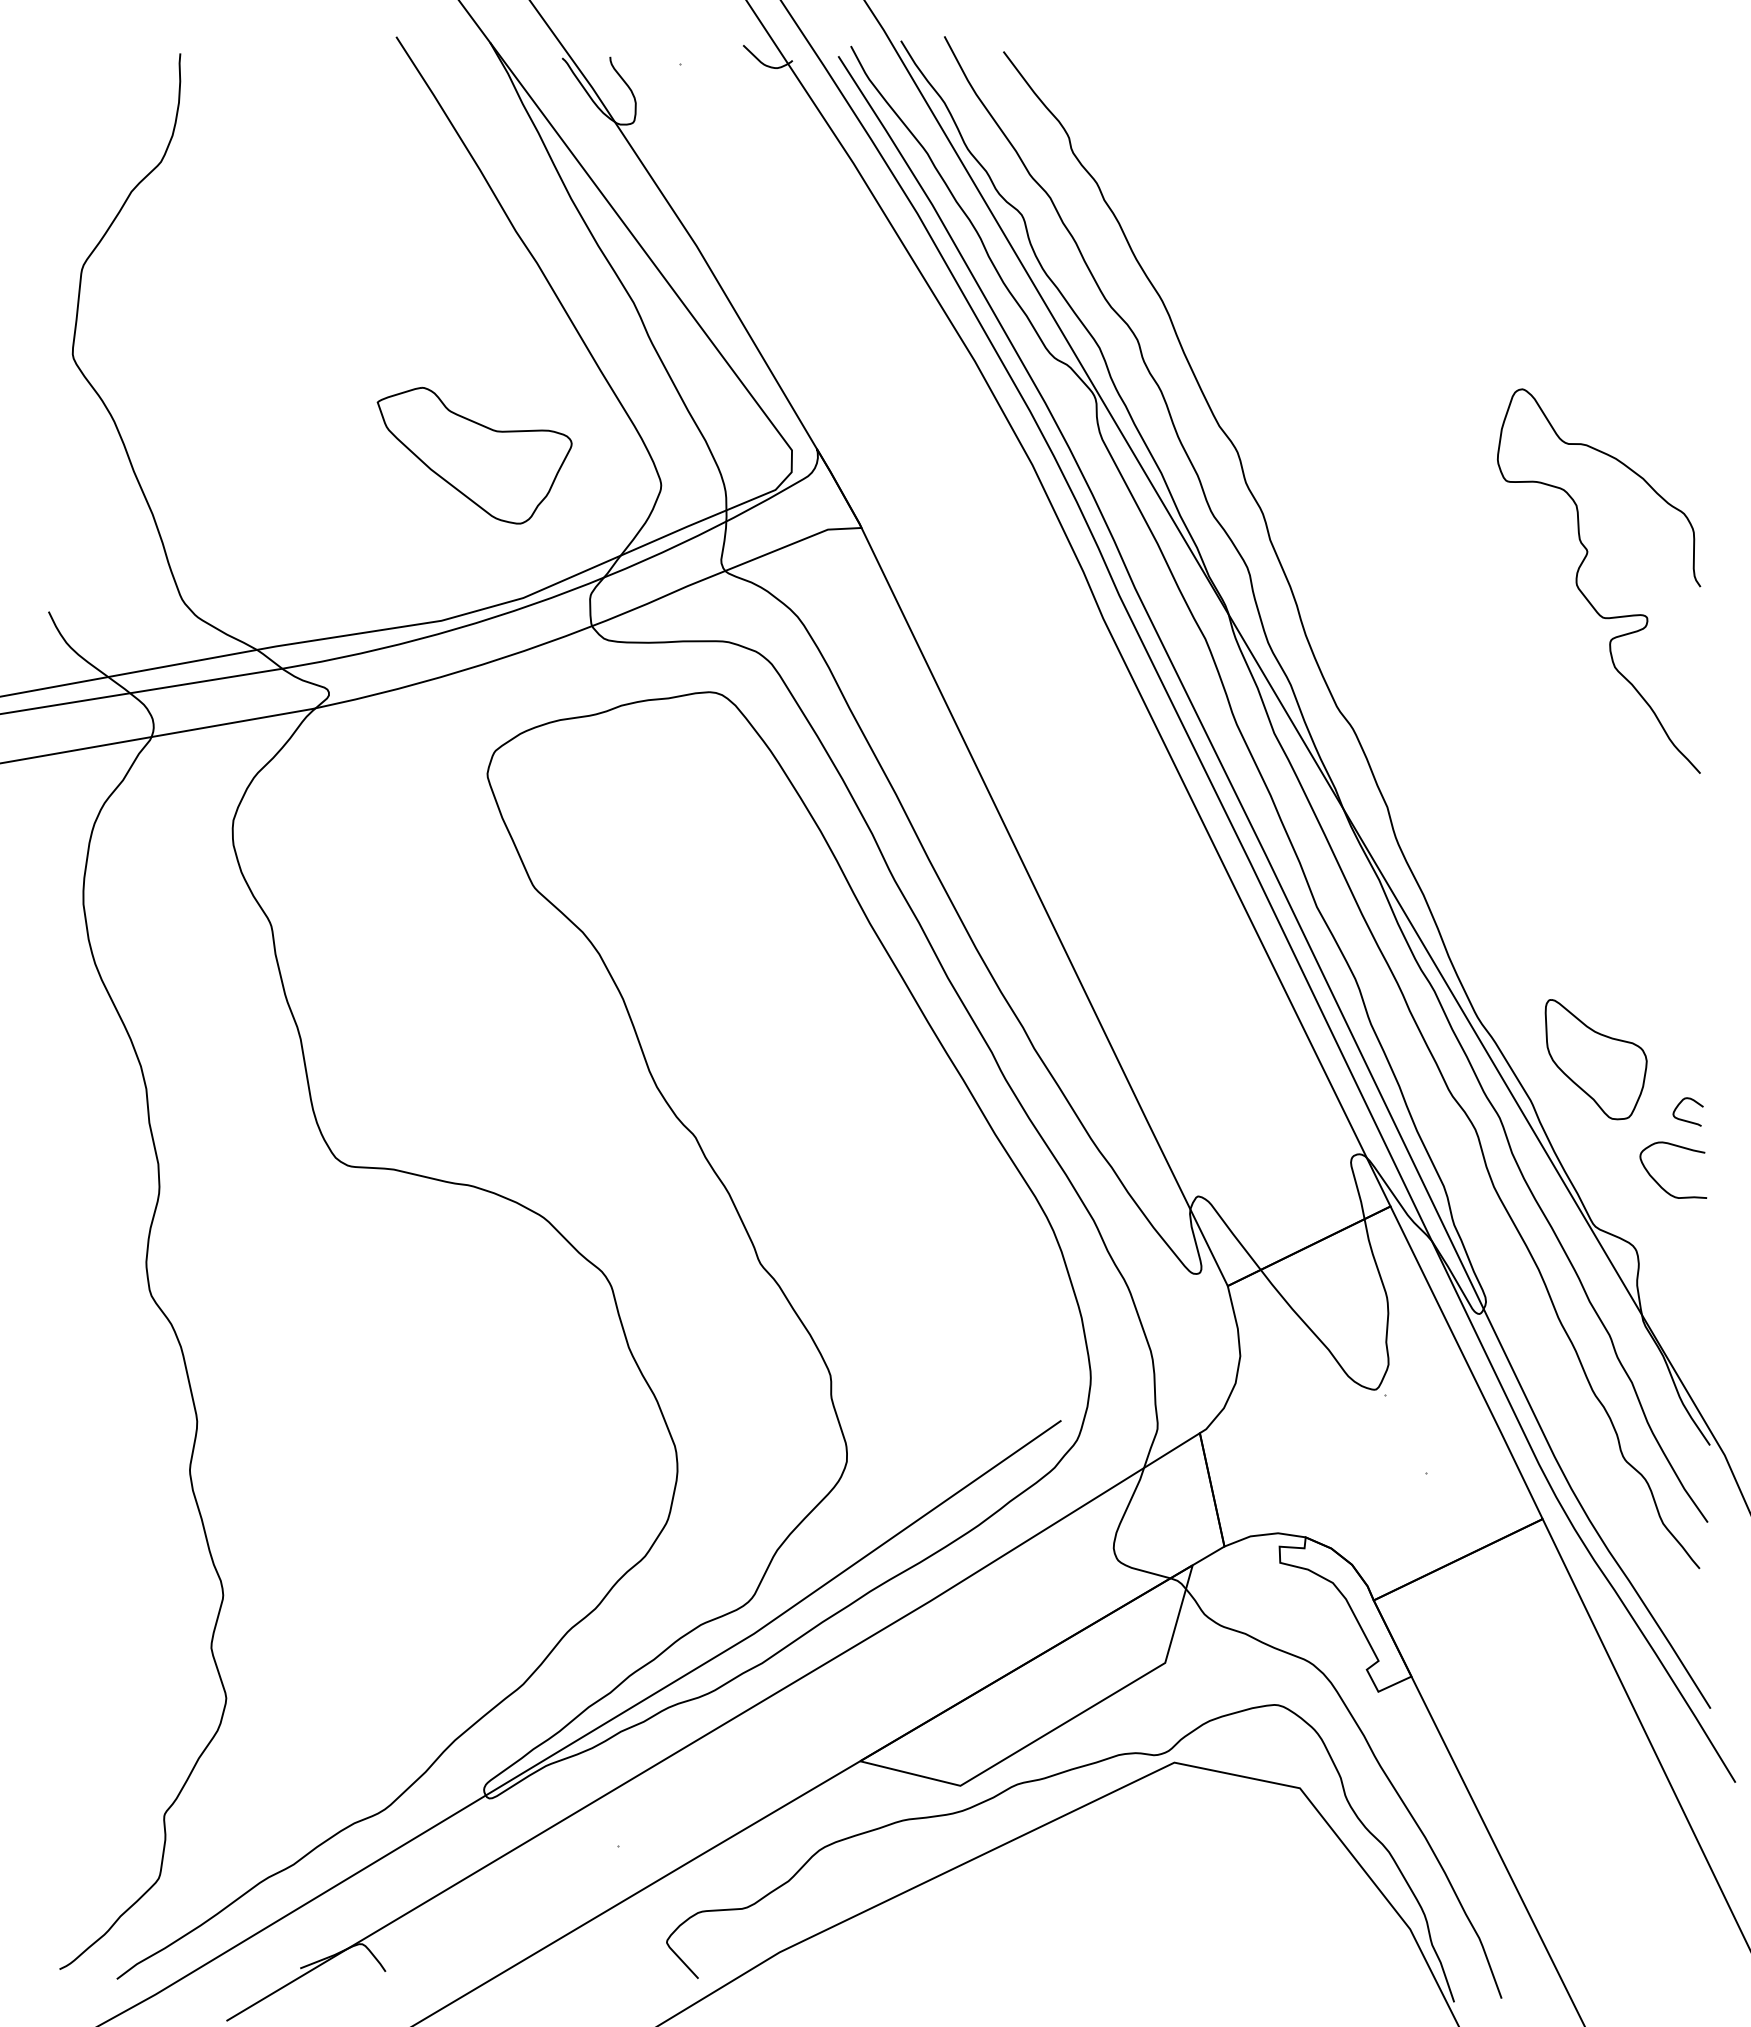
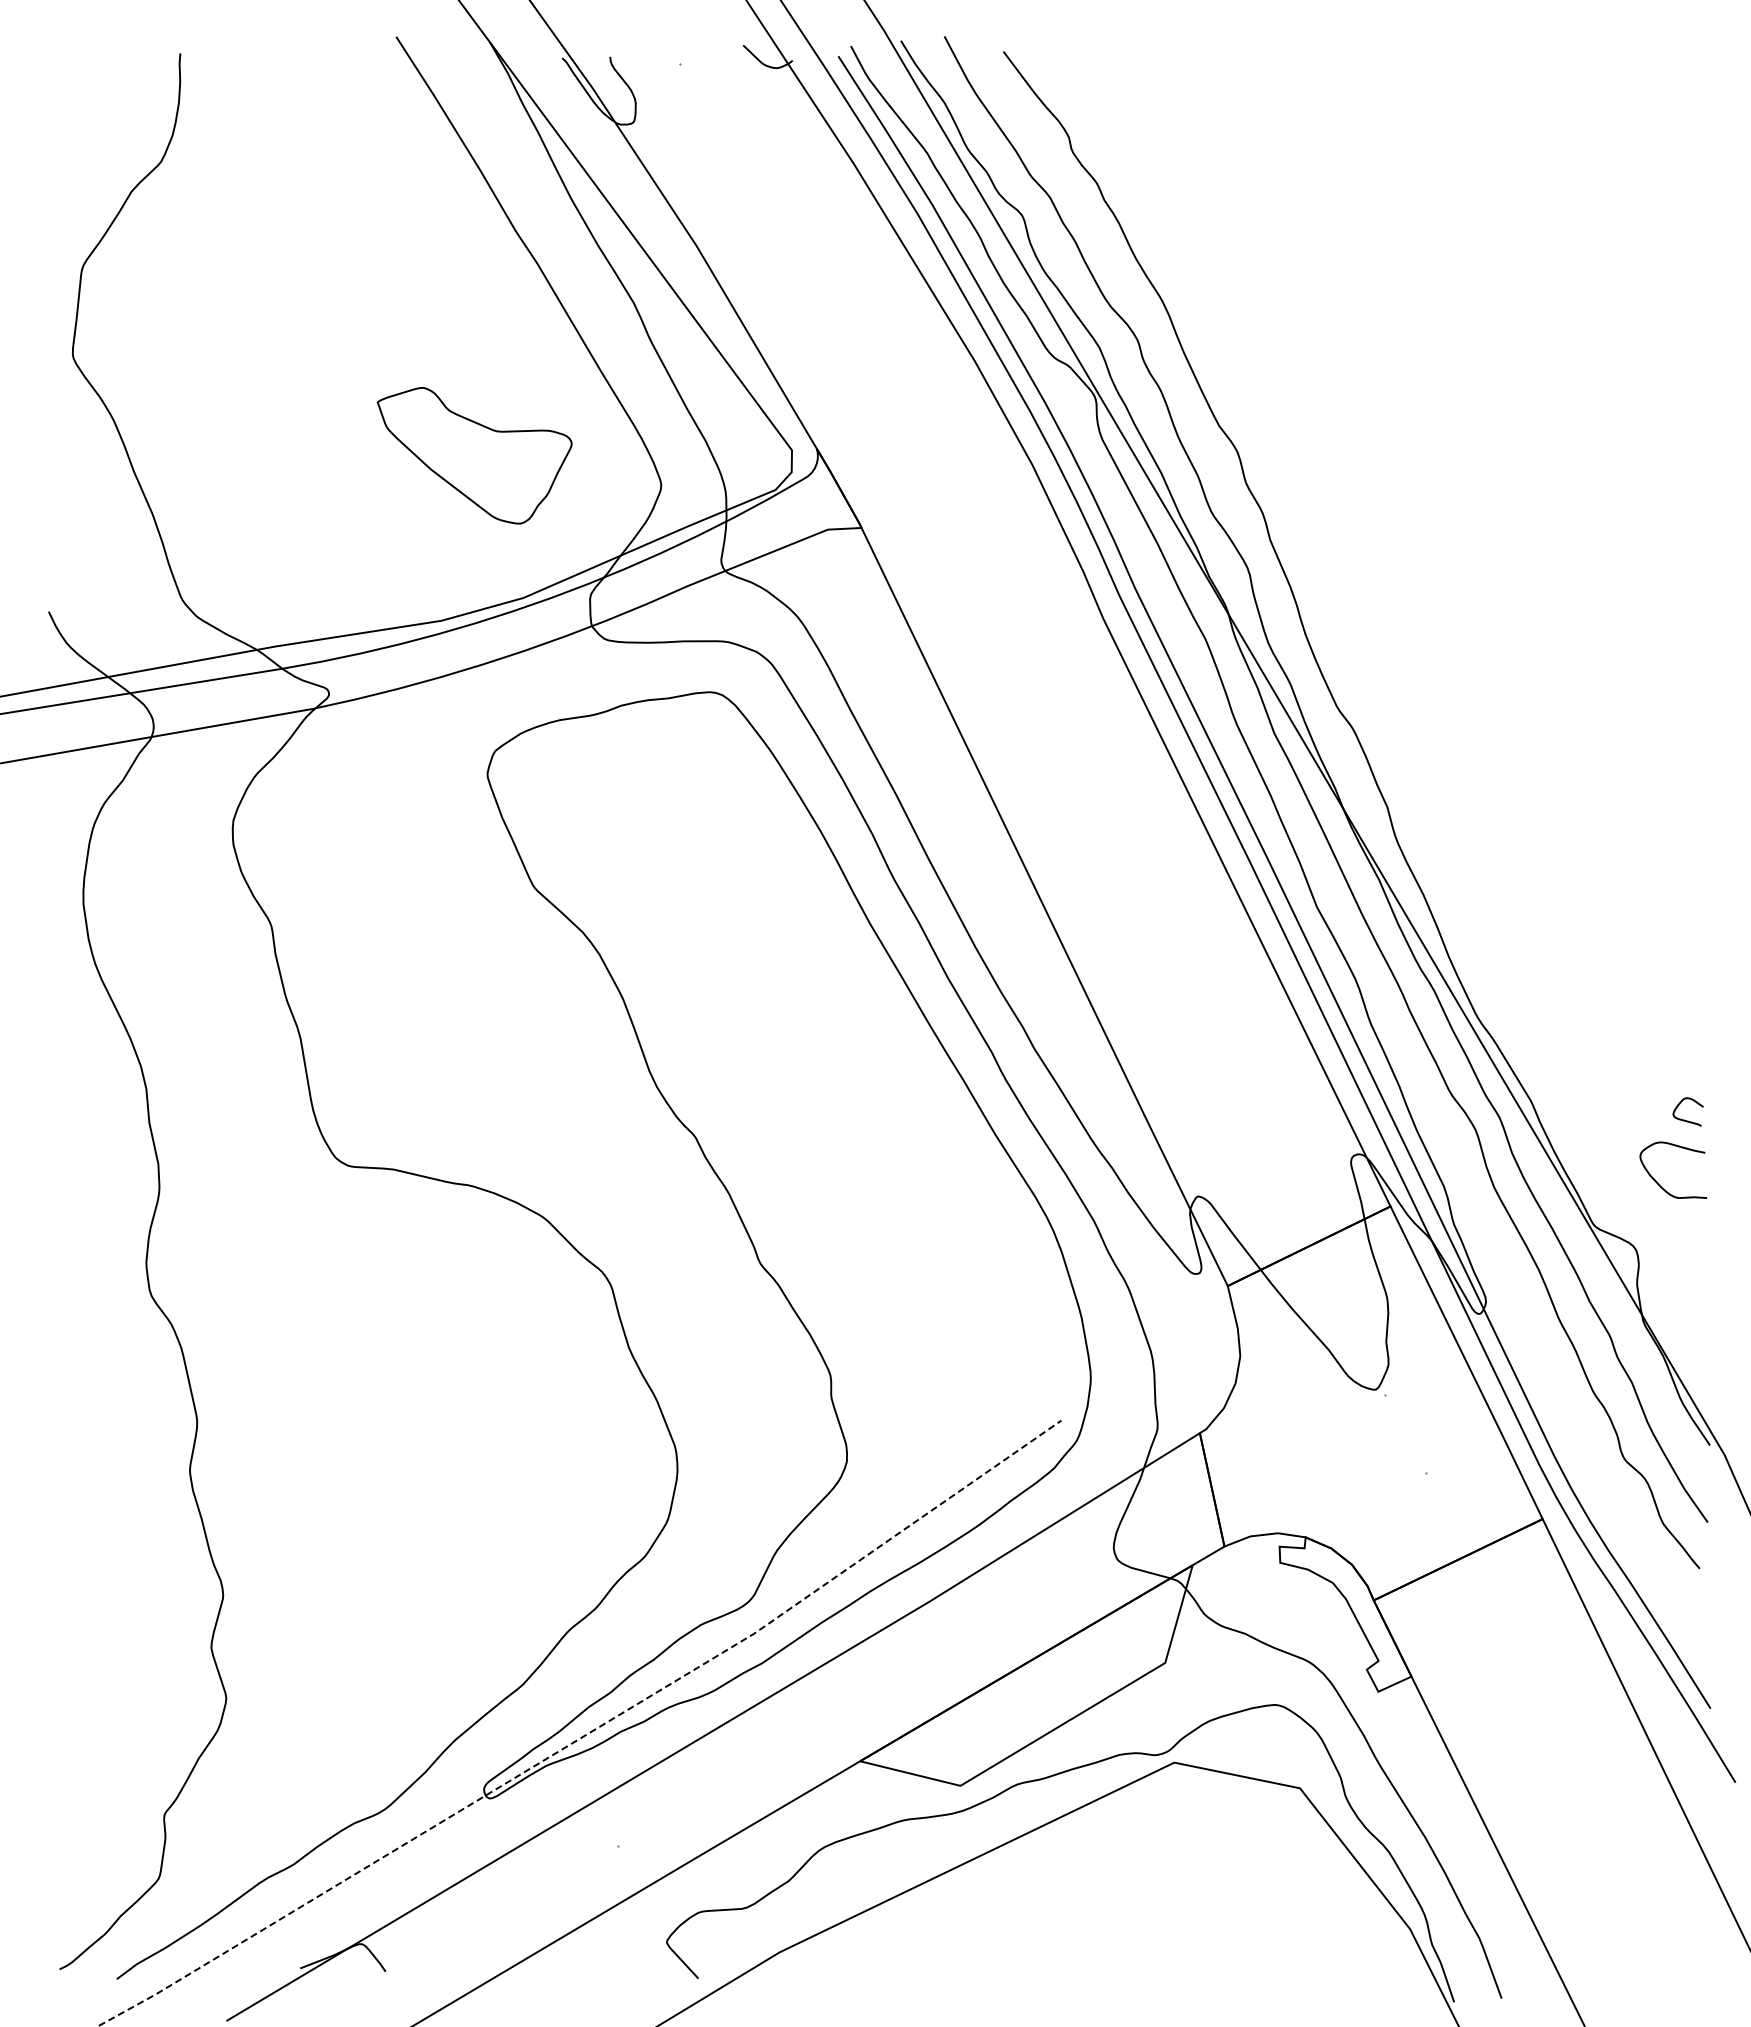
curve: present -> none (1582, 591)
part: present -> none (1595, 1059)
line: solid -> dashed (587, 1734)
